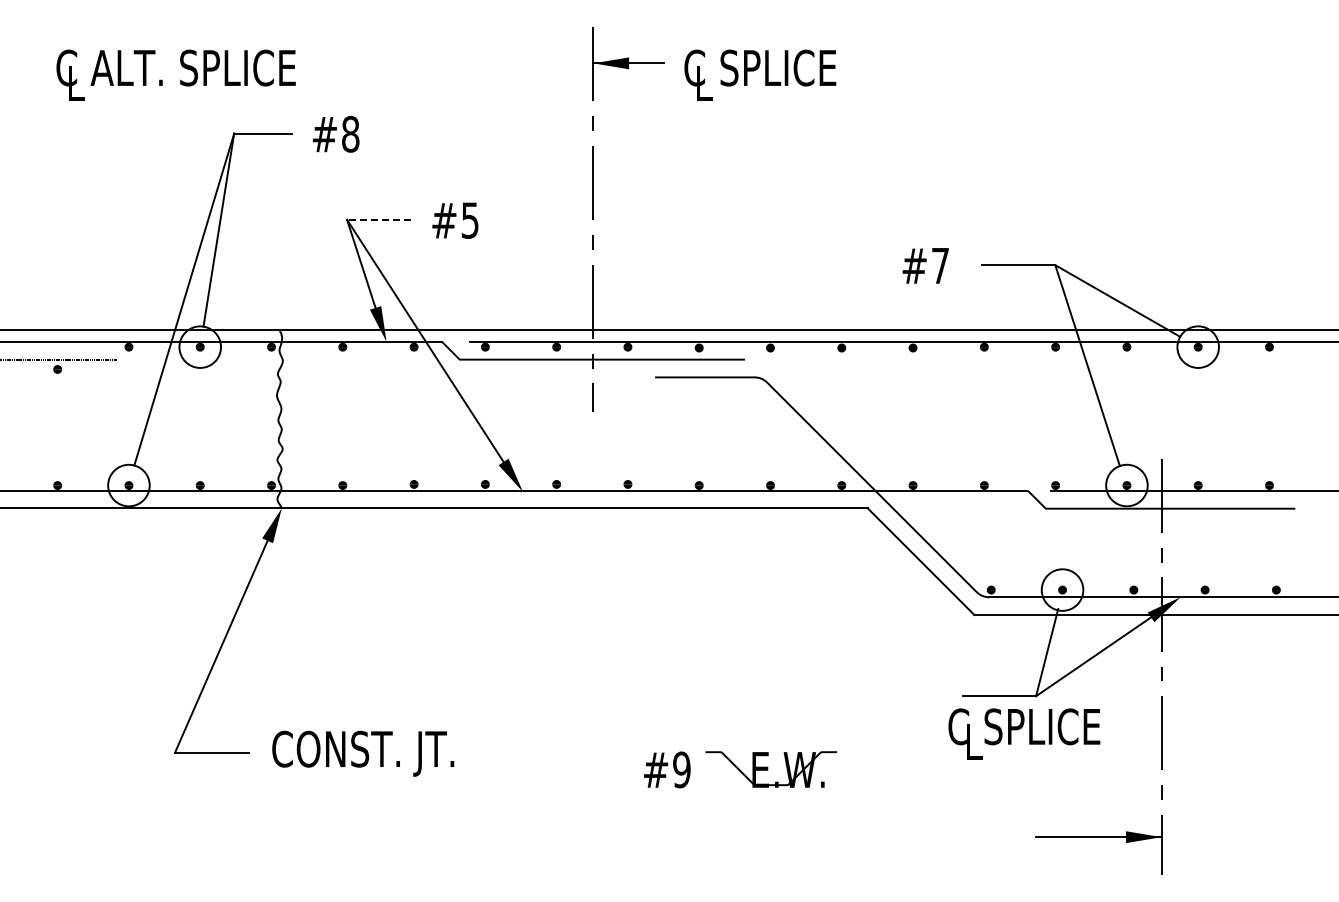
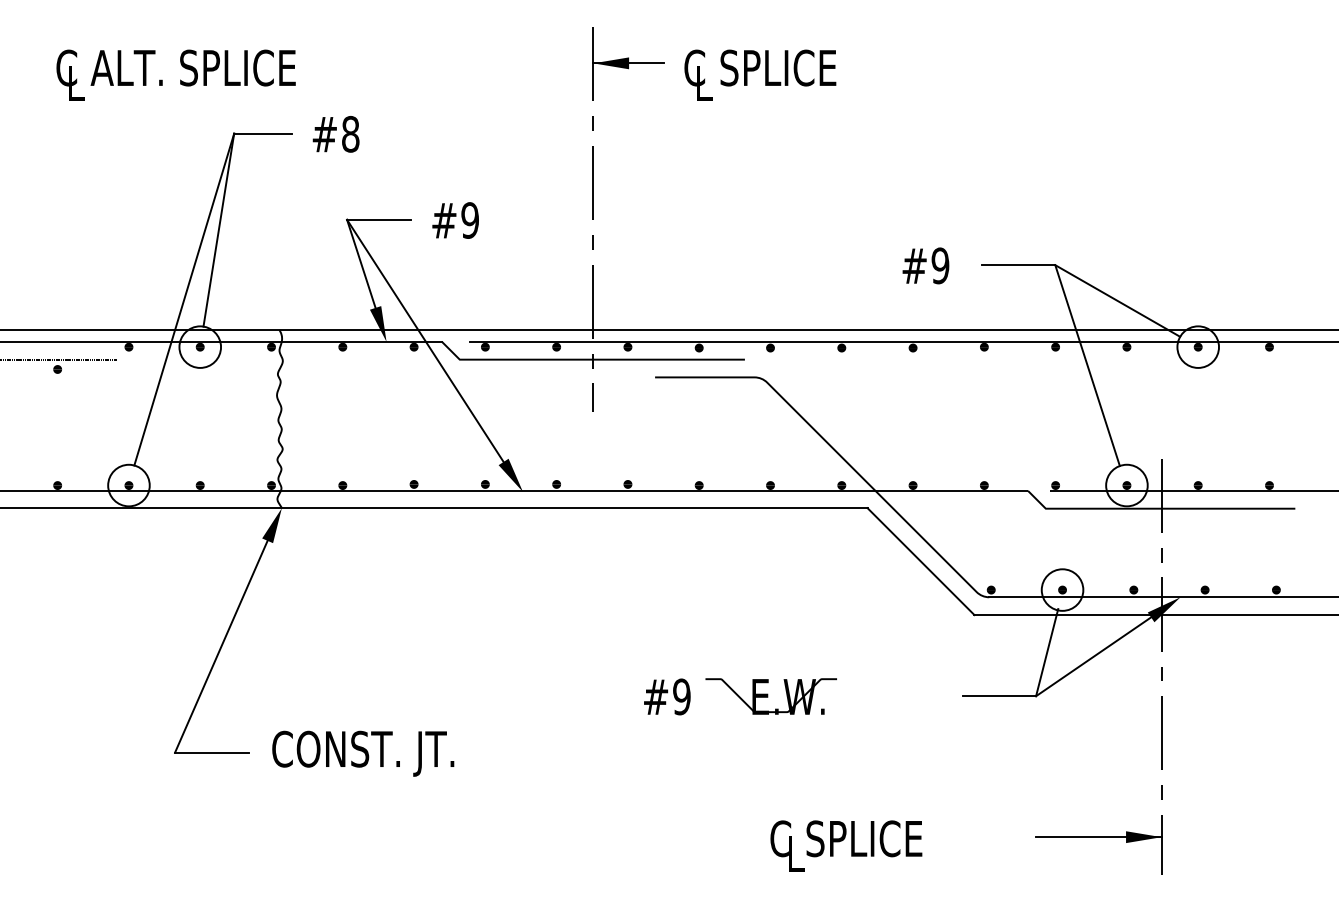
line: dashed -> solid (379, 219)
text: #5 -> #9 (469, 220)
text: #7 -> #9 (940, 265)
text position: (1024, 733) -> (846, 845) (846, 845)
part position: (740, 769) -> (740, 696) (740, 696)
